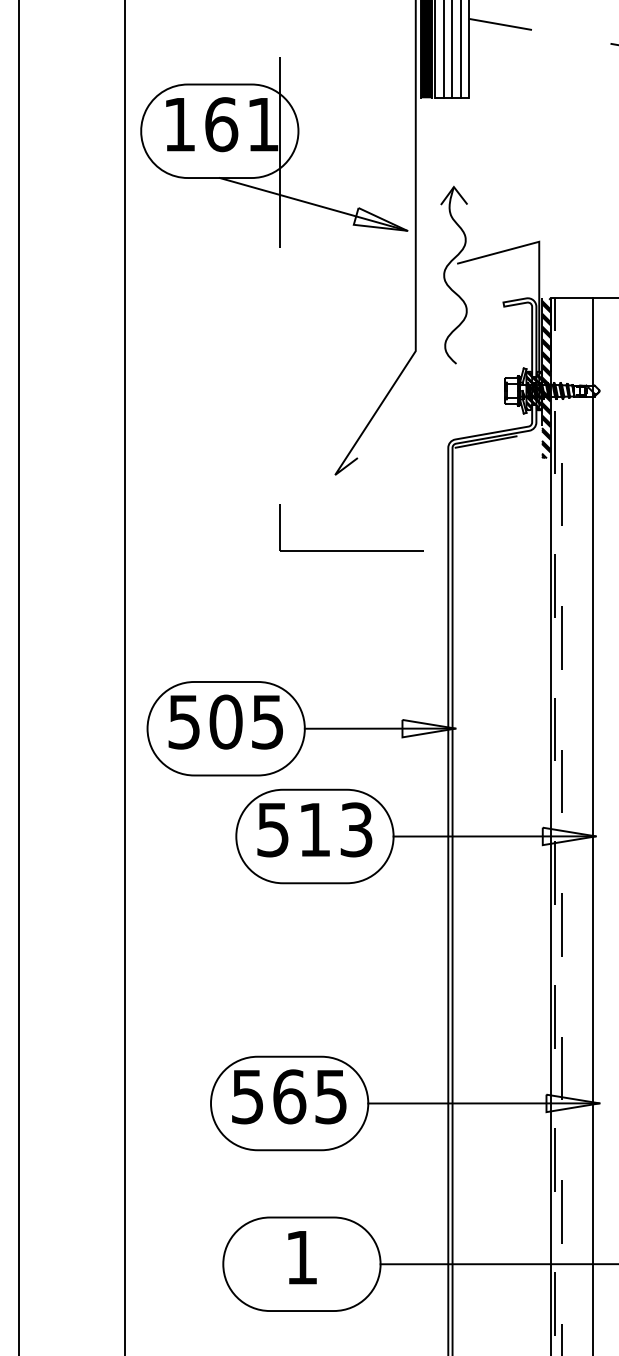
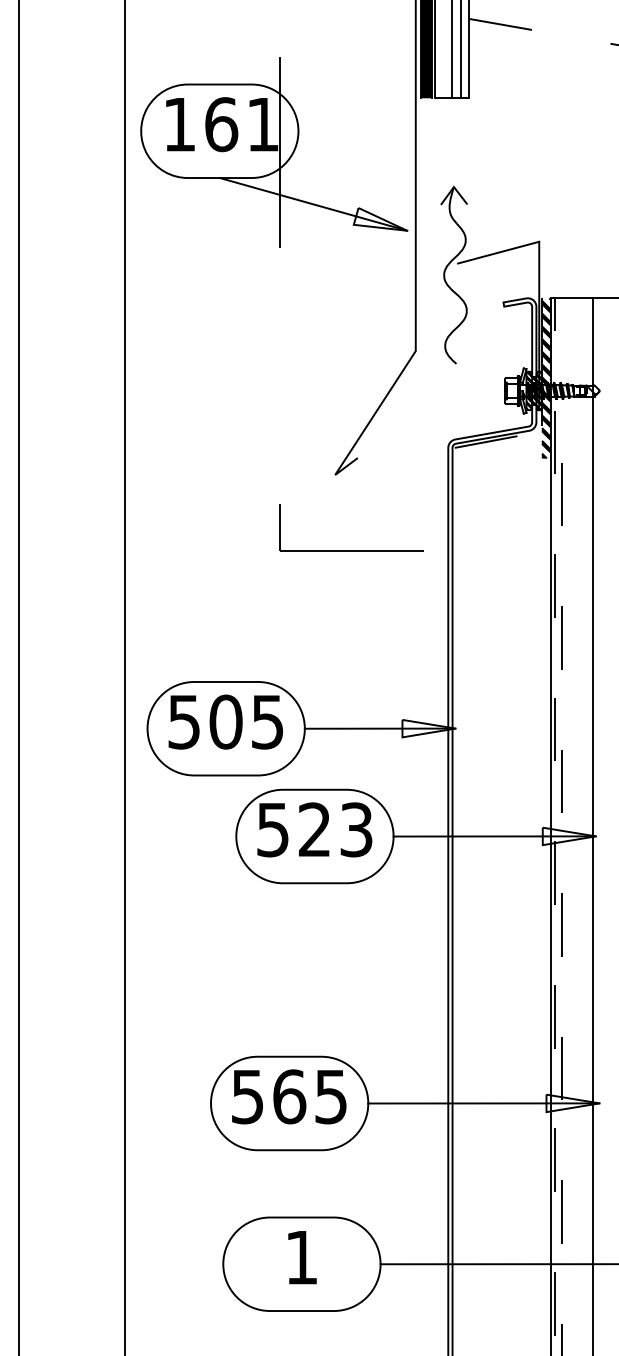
line: present -> none (443, 50)
text: 513 -> 523 (314, 829)
